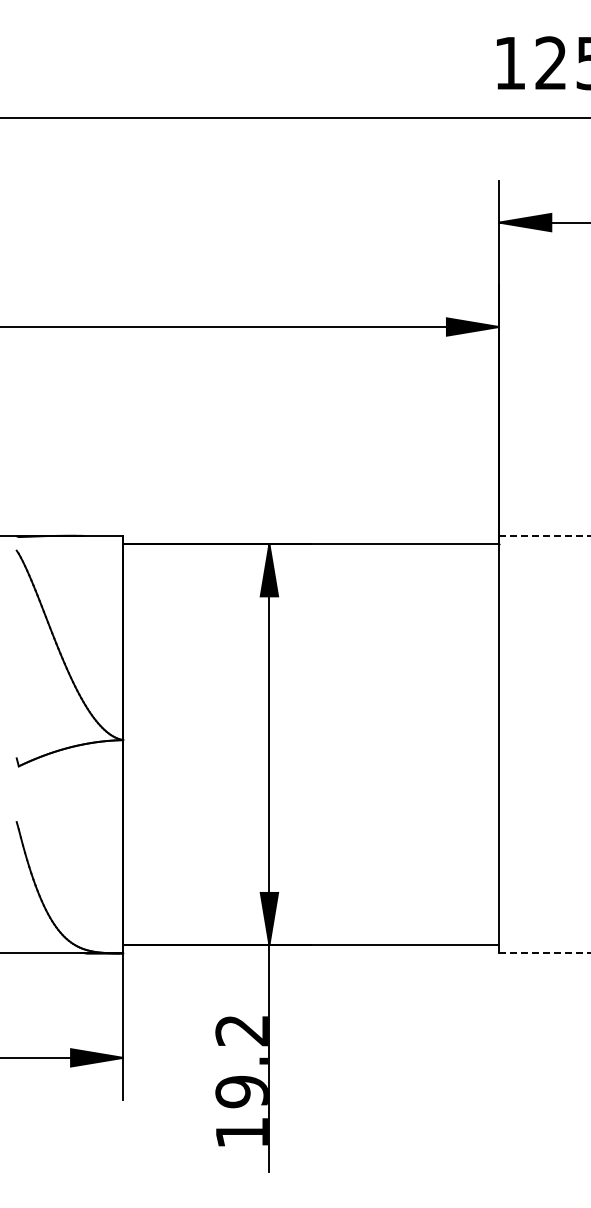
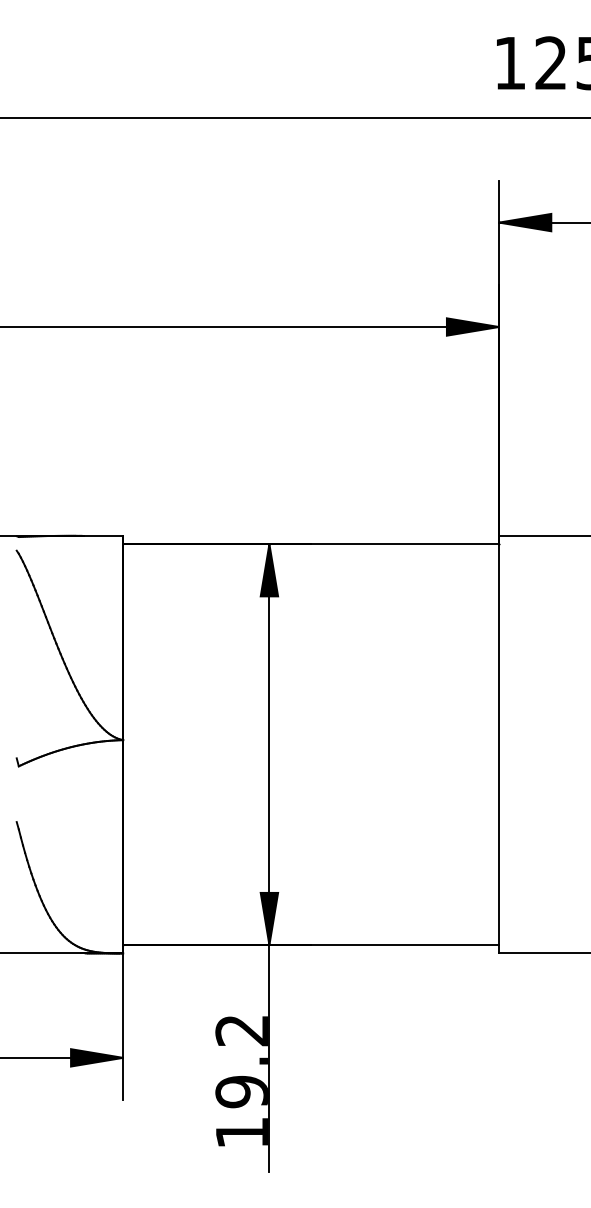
line: dashed -> solid (545, 535)
line: dashed -> solid (545, 953)
